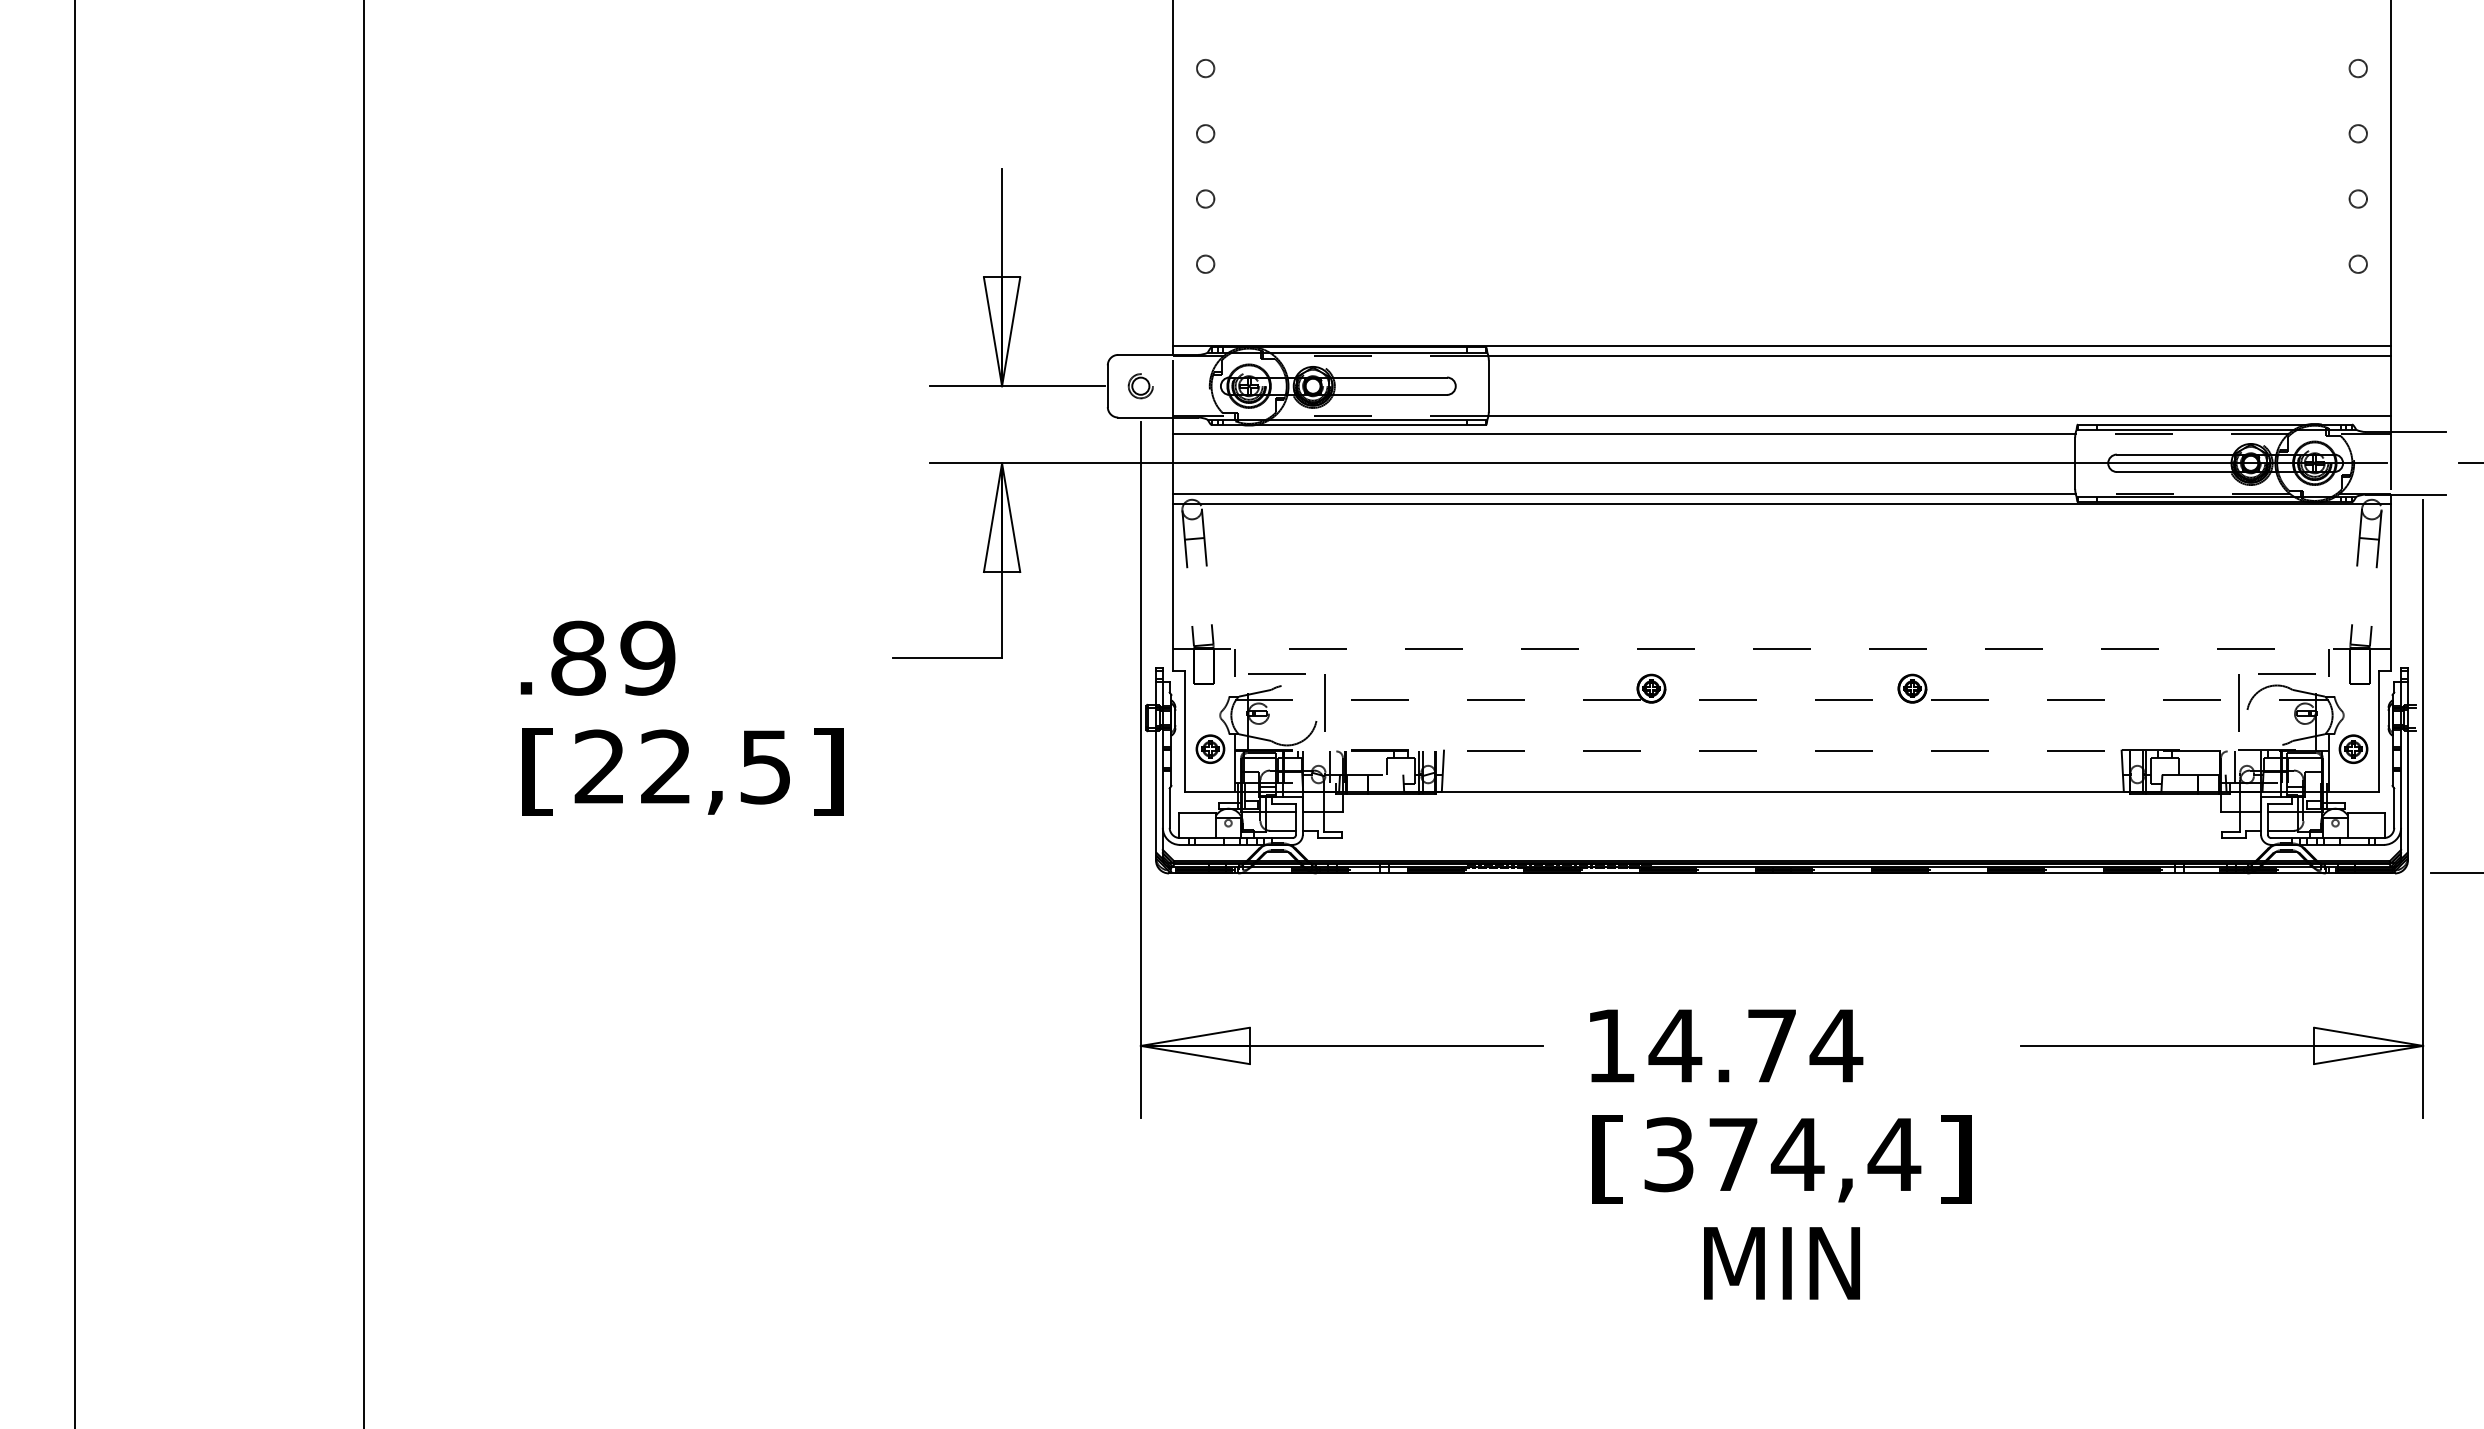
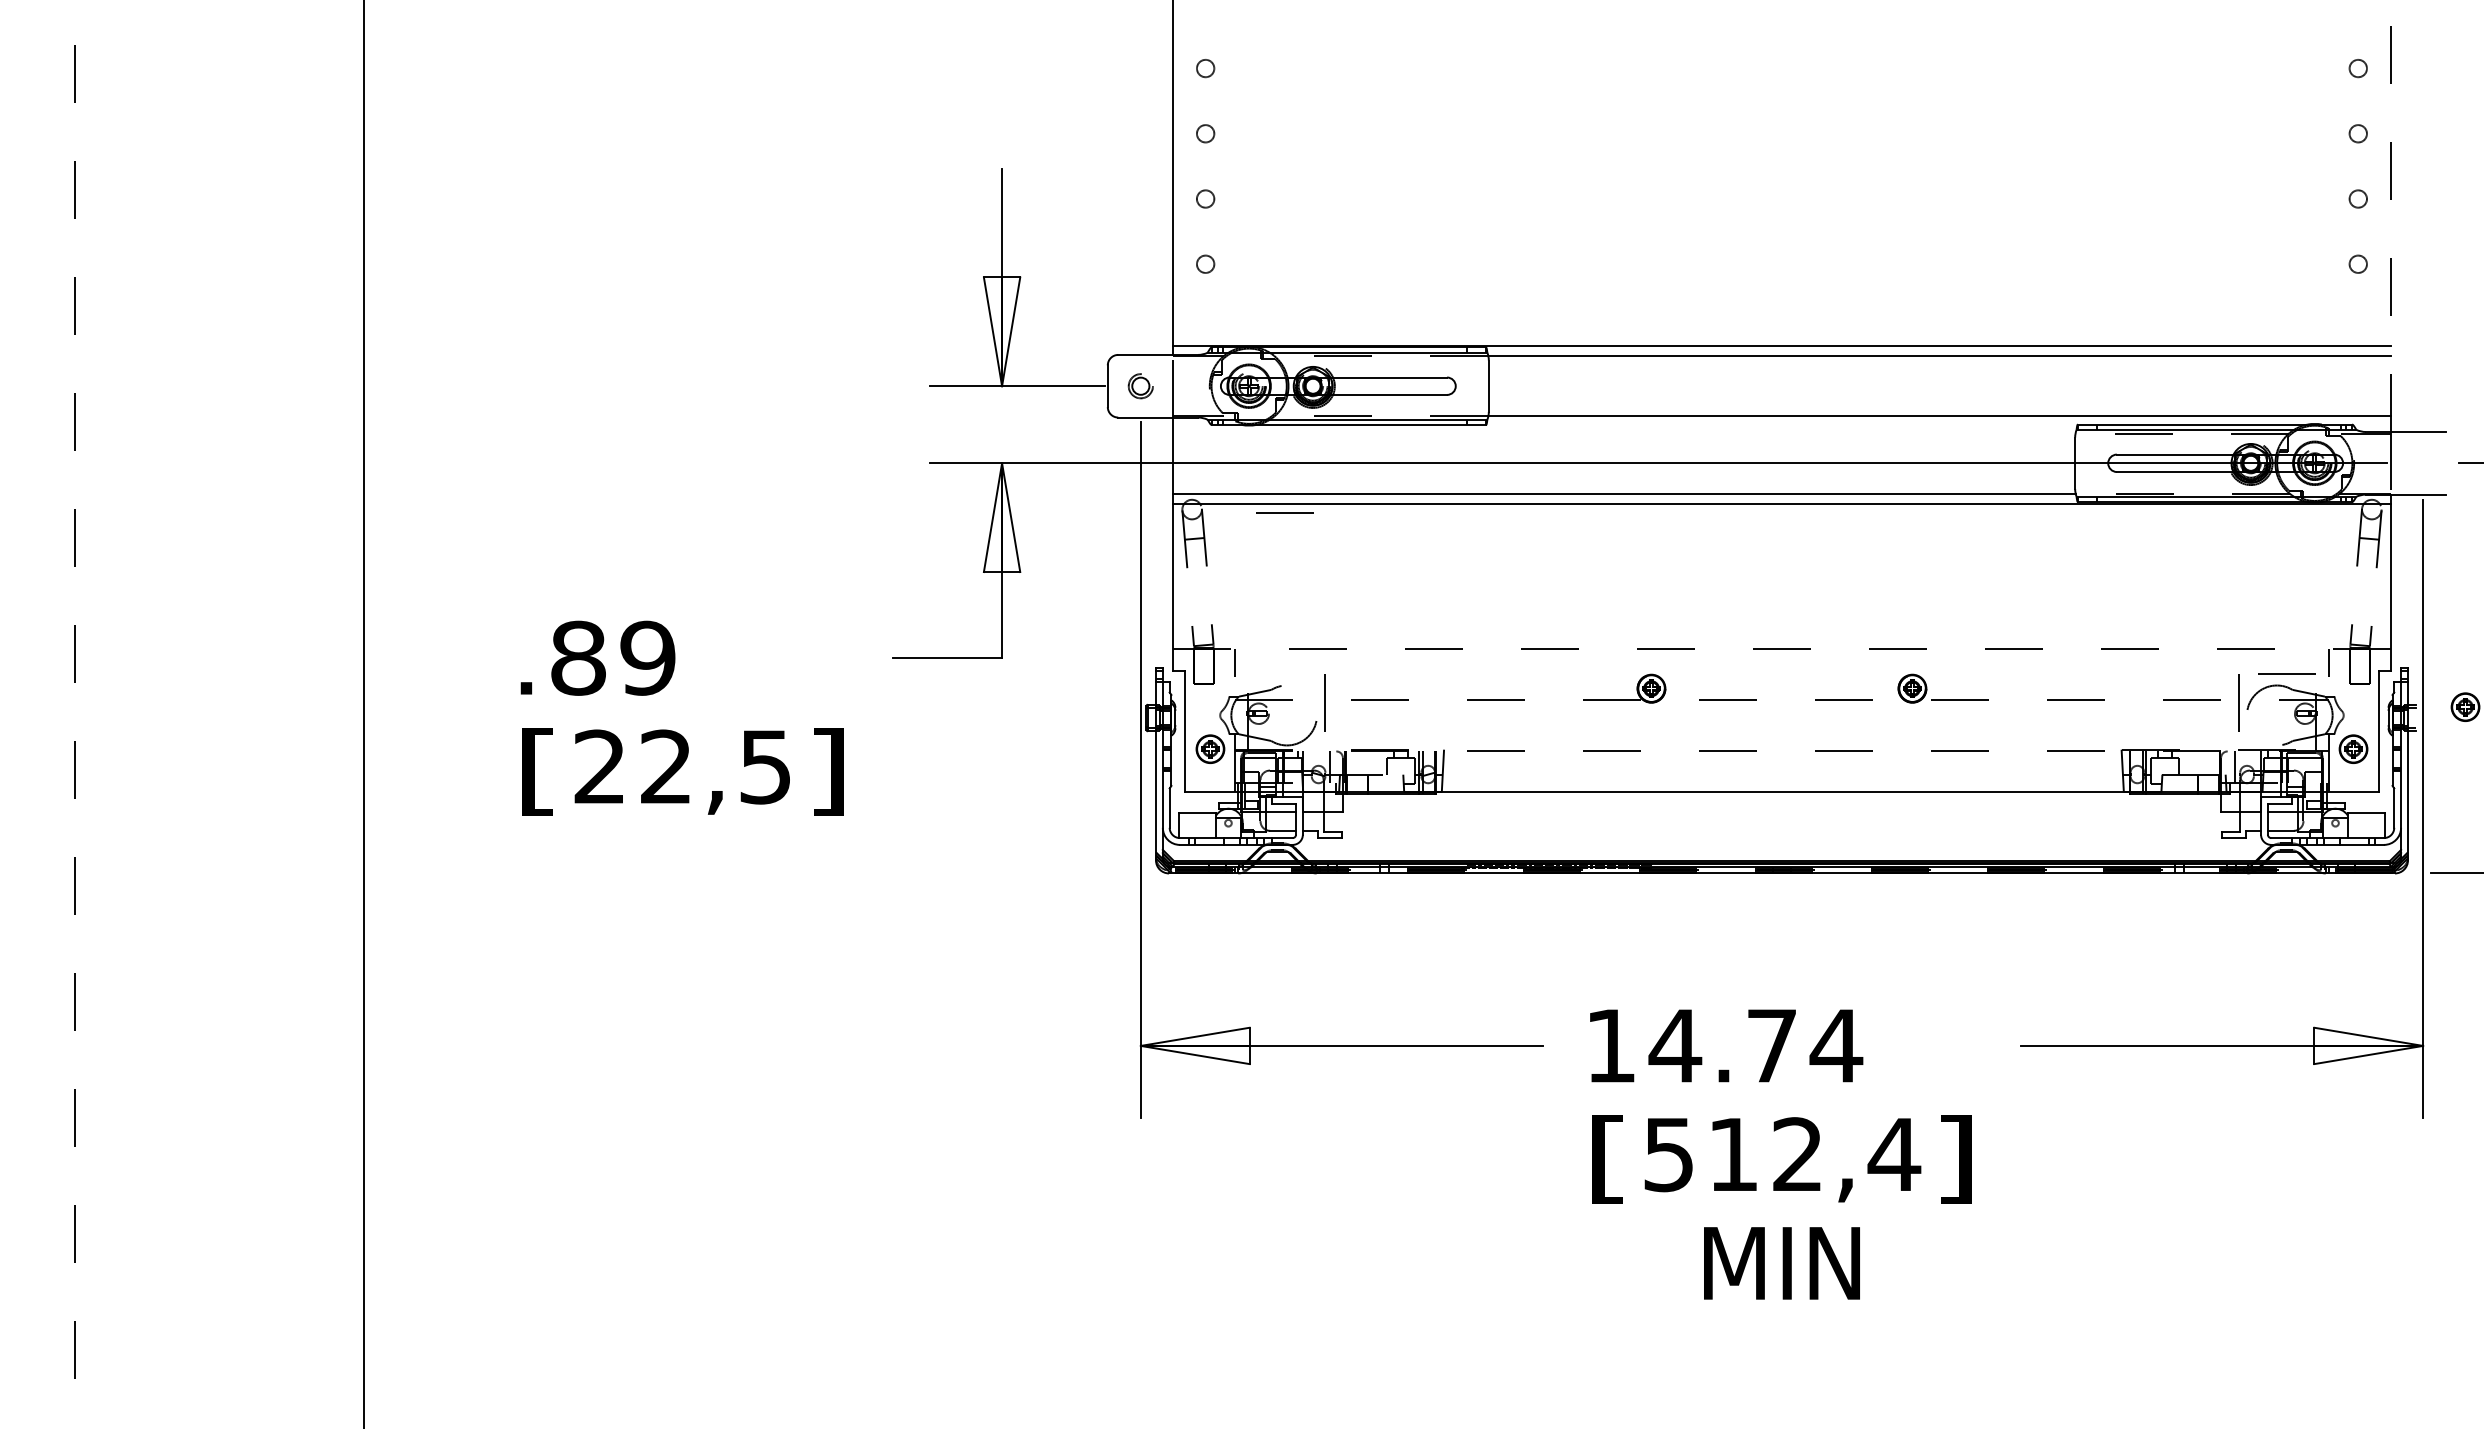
line: solid -> dashed (2390, 216)
line: present -> none (1624, 433)
line position: (1276, 673) -> (1284, 512) (1284, 512)
part: none -> present (2465, 706)
line: solid -> dashed (74, 713)
text: 374,4 -> 512,4 (1734, 1154)
